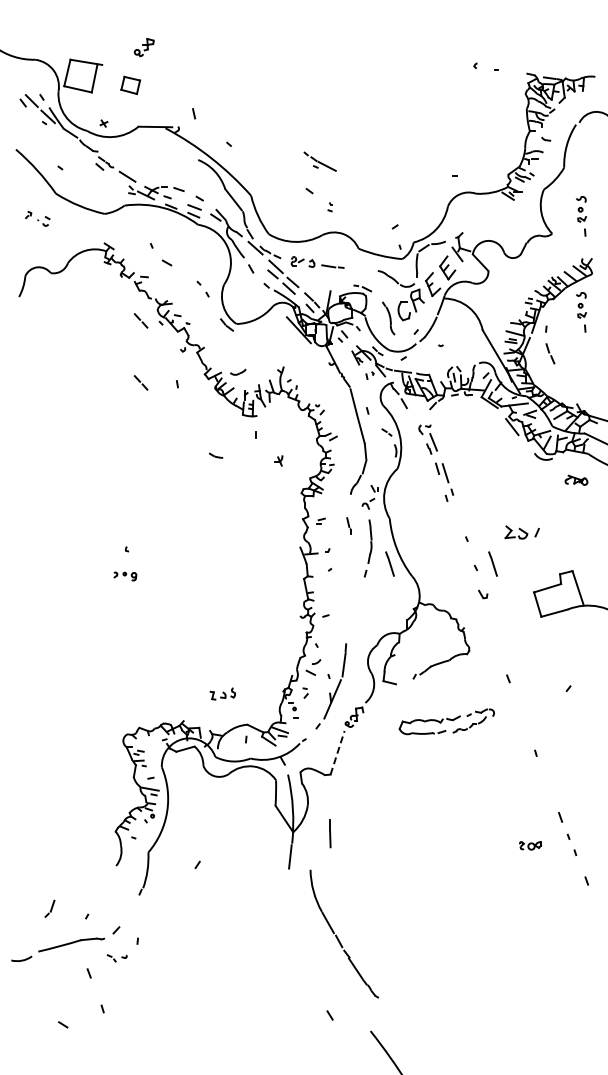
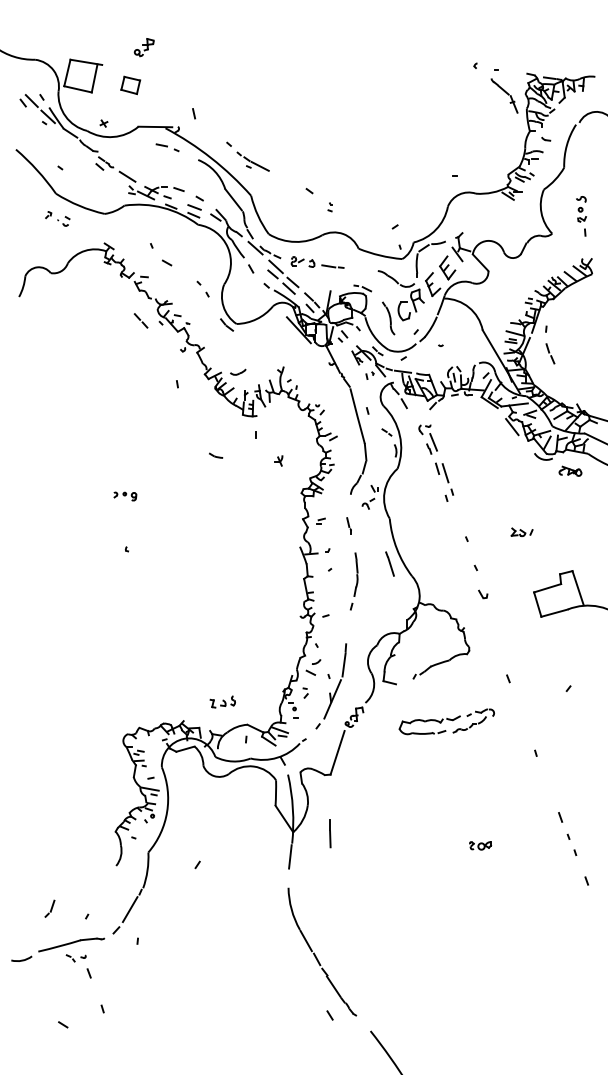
part: none -> present (504, 95)
part: none -> present (167, 147)
part position: (319, 161) -> (252, 161) (252, 161)
part position: (37, 218) -> (57, 218) (57, 218)
part: present -> none (581, 312)
line: present -> none (140, 382)
part position: (576, 479) -> (570, 470) (570, 470)
part size: 36x15 px -> 24x10 px (521, 531)
part position: (367, 548) -> (353, 581) (353, 581)
line: present -> none (492, 563)
part position: (125, 576) -> (125, 496) (125, 496)
part position: (222, 693) -> (222, 701) (222, 701)
line: dashed -> solid (337, 752)
part position: (530, 845) -> (480, 845) (480, 845)
line: none -> present (129, 909)
part position: (337, 936) -> (315, 954) (315, 954)
part position: (116, 958) -> (75, 958) (75, 958)
